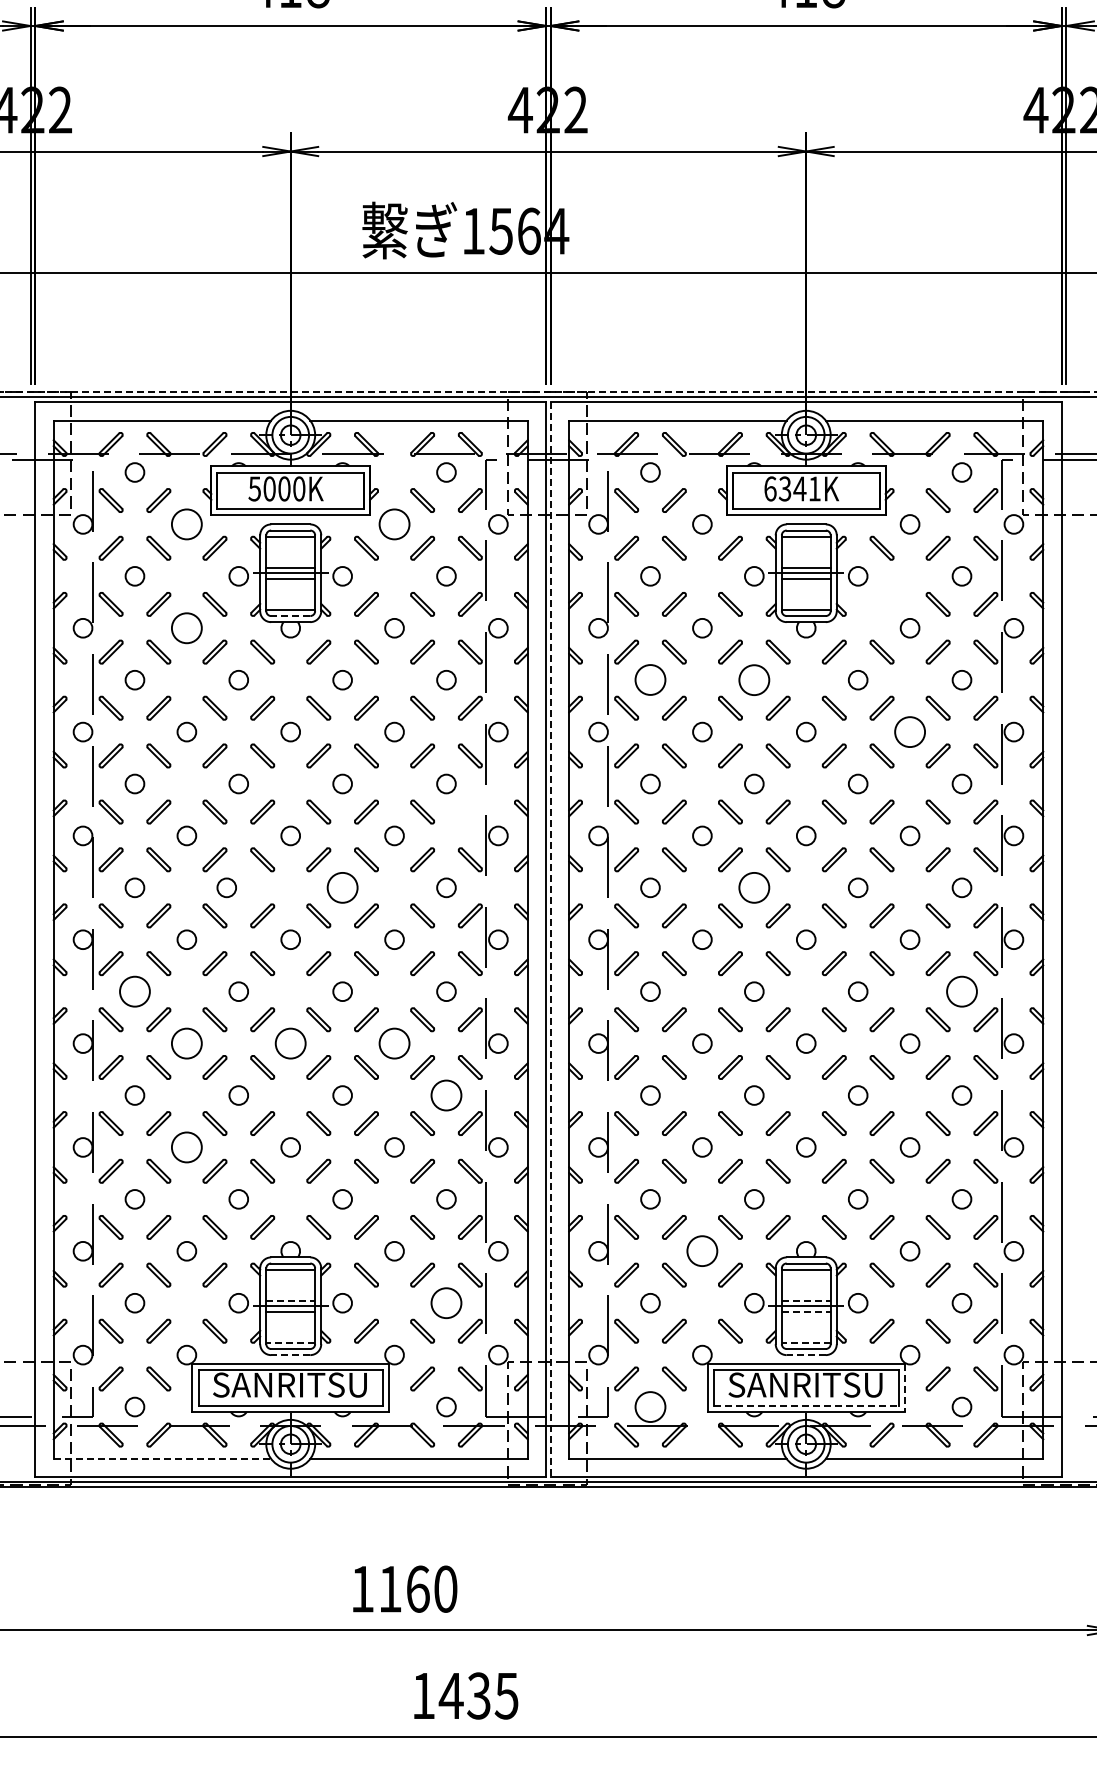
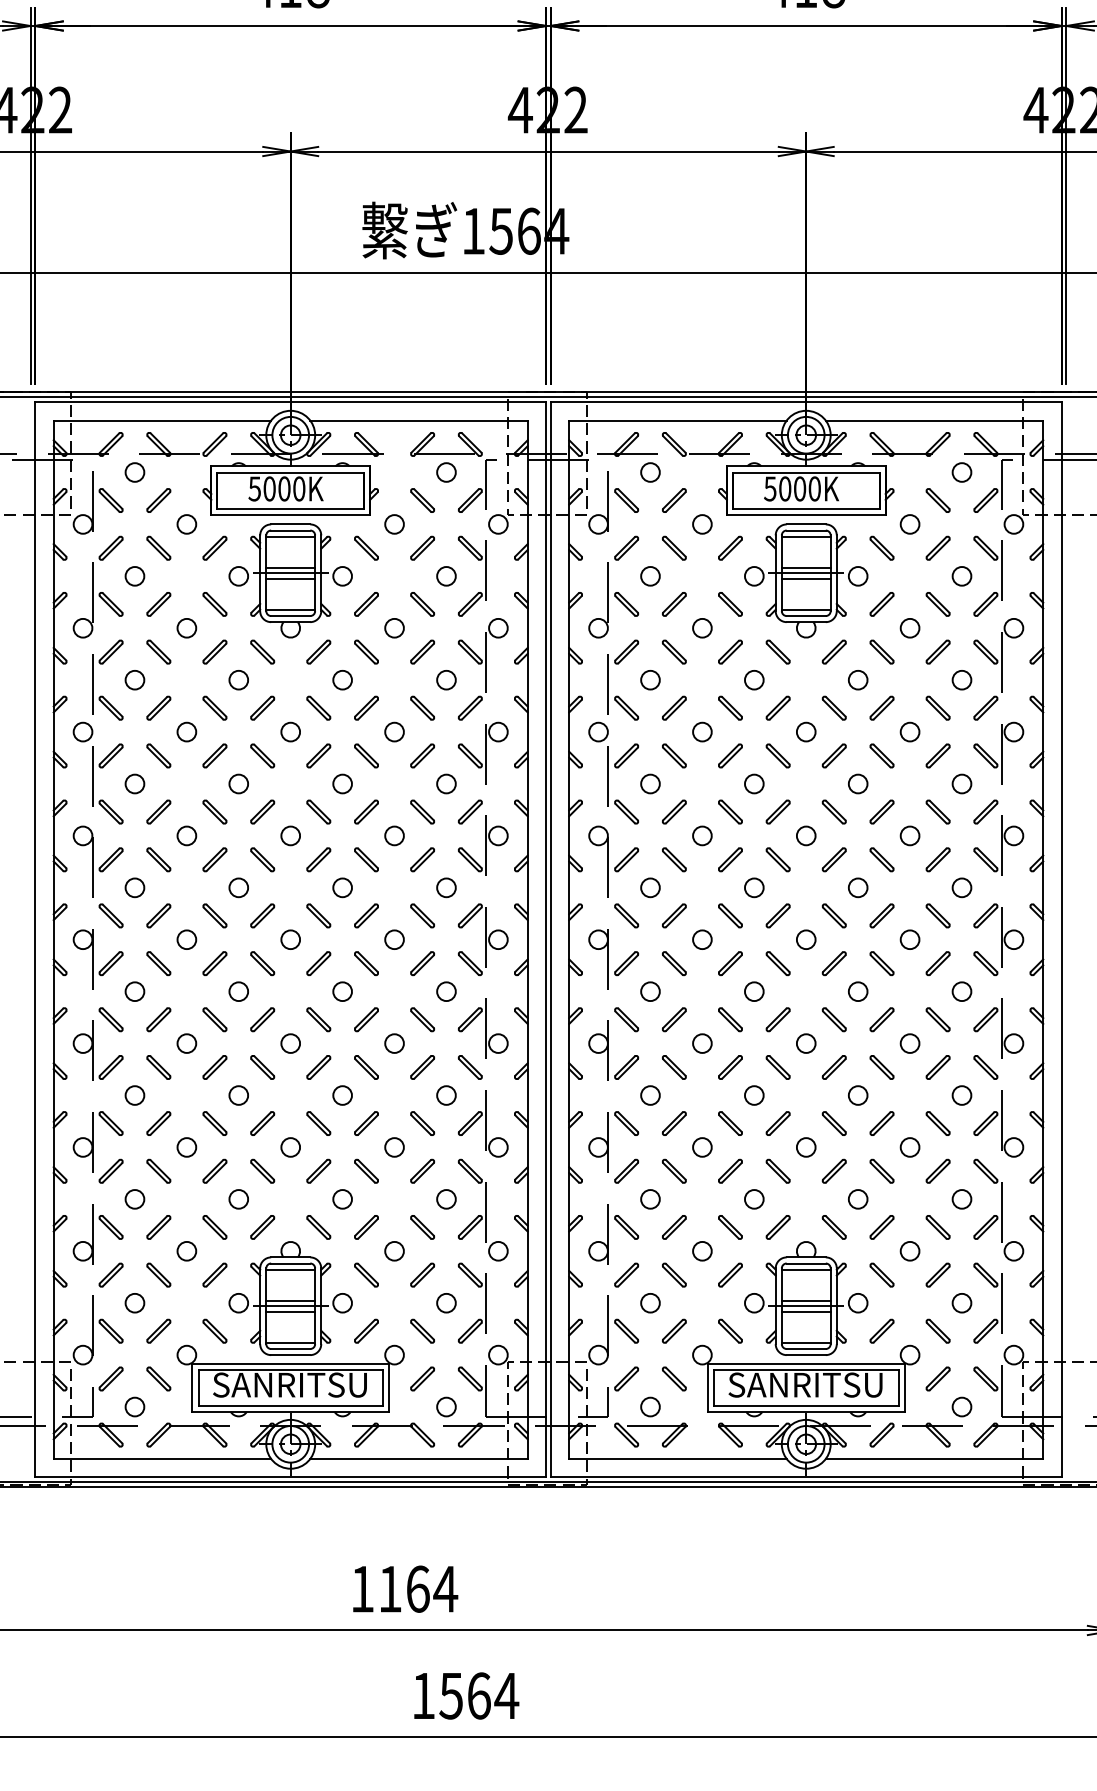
line: dashed -> solid (548, 392)
text: 6341K -> 5000K (792, 488)
circle diameter: 30 px -> 19 px (186, 524)
circle diameter: 30 px -> 19 px (394, 524)
part: none -> present (881, 604)
line: dashed -> solid (290, 616)
circle diameter: 30 px -> 19 px (186, 627)
circle size: 33x32 px -> 21x21 px (650, 680)
circle diameter: 30 px -> 19 px (753, 679)
circle diameter: 30 px -> 19 px (909, 731)
part: none -> present (469, 811)
circle position: (226, 887) -> (238, 887) (238, 887)
circle diameter: 30 px -> 19 px (342, 887)
circle diameter: 30 px -> 19 px (753, 887)
line: dashed -> solid (550, 939)
circle diameter: 30 px -> 19 px (134, 991)
circle diameter: 30 px -> 19 px (961, 991)
circle diameter: 30 px -> 19 px (186, 1043)
circle diameter: 30 px -> 19 px (290, 1043)
circle diameter: 30 px -> 19 px (394, 1043)
circle diameter: 30 px -> 19 px (446, 1095)
circle diameter: 30 px -> 19 px (186, 1147)
circle size: 33x32 px -> 21x21 px (702, 1251)
line: dashed -> solid (291, 1300)
line: dashed -> solid (806, 1300)
circle diameter: 30 px -> 19 px (446, 1302)
line: dashed -> solid (806, 1311)
line: dashed -> solid (290, 1342)
line: dashed -> solid (805, 1342)
line: dashed -> solid (290, 1355)
line: dashed -> solid (806, 1355)
line: dashed -> solid (904, 1388)
line: dashed -> solid (806, 1405)
circle diameter: 30 px -> 19 px (650, 1406)
line: dashed -> solid (162, 1458)
text: 1160 -> 1164 (445, 1588)
text: 1435 -> 1564 (478, 1695)
